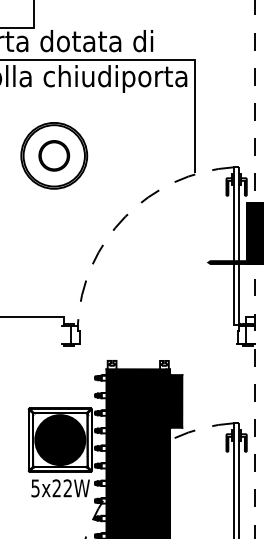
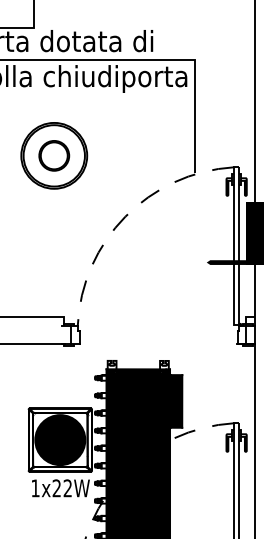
line: dashed -> solid (255, 269)
line: none -> present (33, 343)
text: 5x22W -> 1x22W (35, 488)
